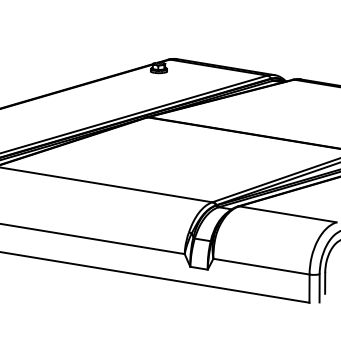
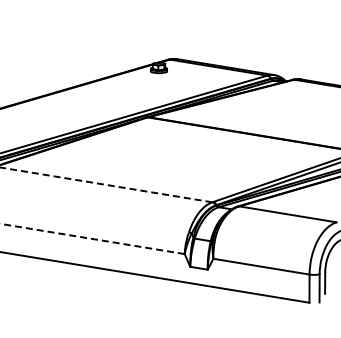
line: solid -> dashed (105, 184)
line: solid -> dashed (92, 238)
